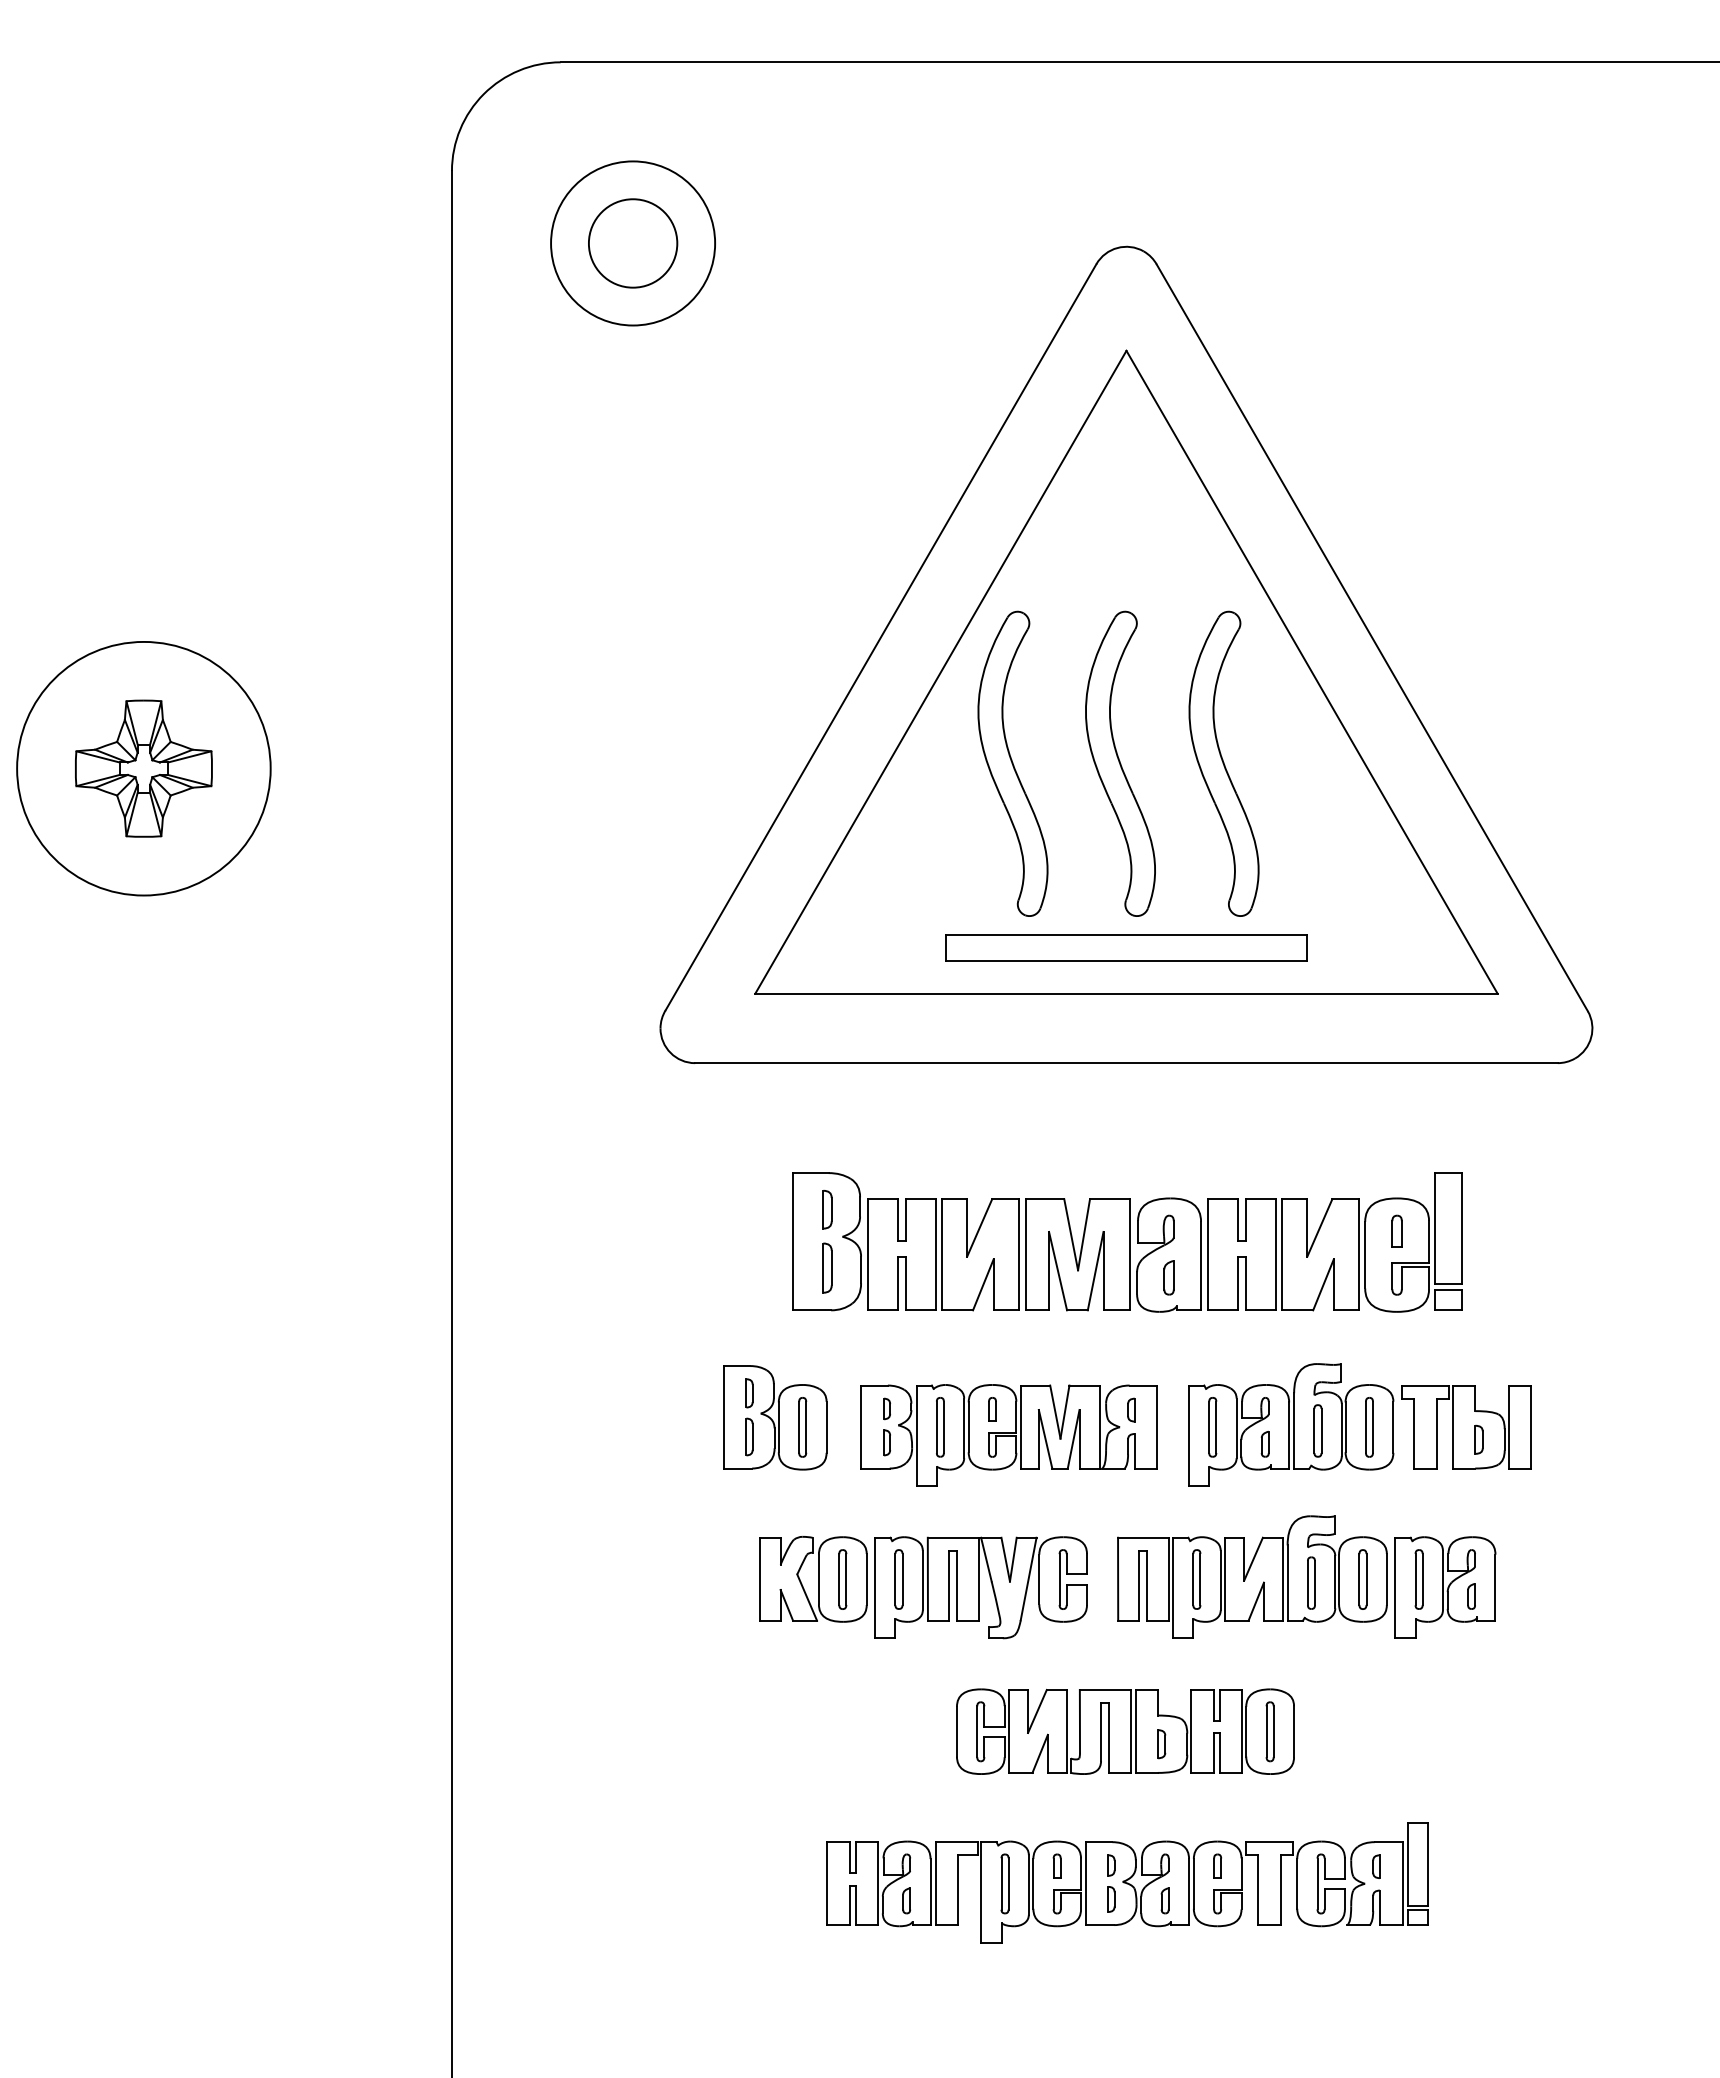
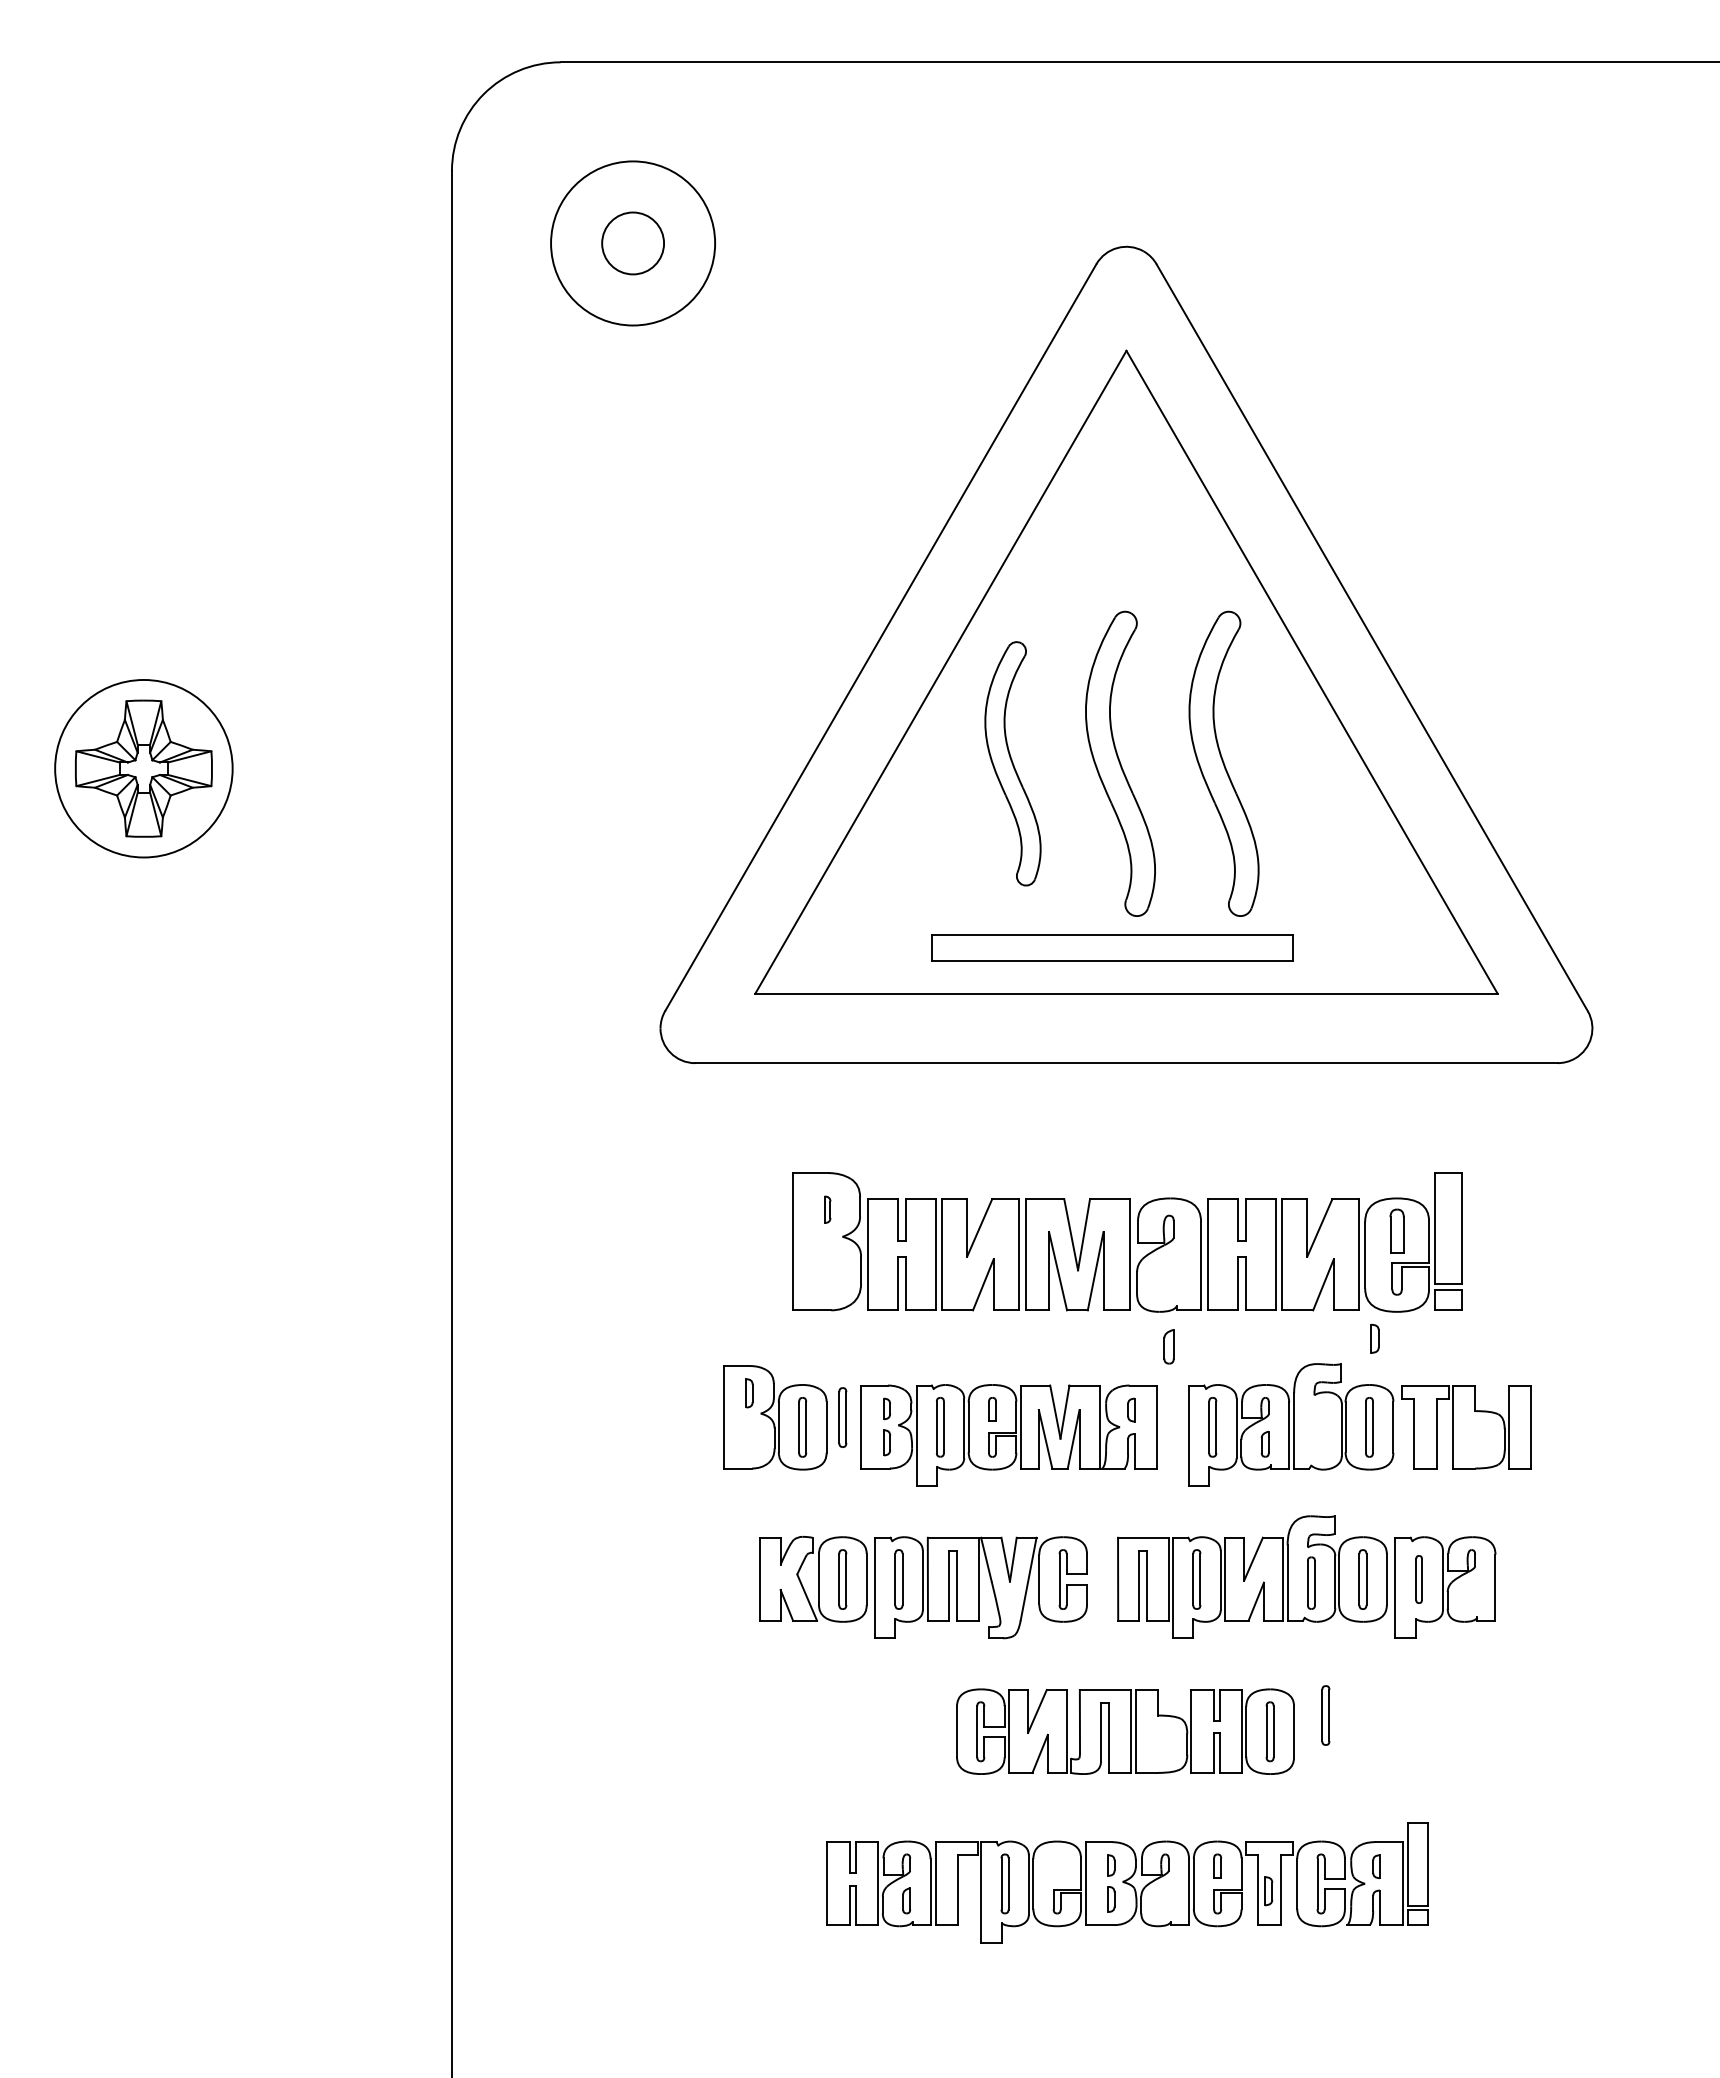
circle diameter: 88 px -> 62 px (633, 243)
part size: 72x307 px -> 58x246 px (1012, 763)
circle diameter: 254 px -> 178 px (143, 768)
part position: (1126, 947) -> (1112, 947) (1112, 947)
part size: 11x40 px -> 8x29 px (827, 1209)
part size: 12x34 px -> 16x46 px (1396, 1230)
part: present -> none (827, 1267)
part position: (1168, 1277) -> (1168, 1346) (1168, 1346)
part: none -> present (842, 1417)
part: present -> none (1317, 1430)
part: present -> none (749, 1436)
part position: (1478, 1439) -> (1374, 1338) (1374, 1338)
part size: 10x61 px -> 8x49 px (1418, 1579)
part: present -> none (1471, 1596)
part: none -> present (1325, 1715)
part position: (1161, 1744) -> (1268, 1891) (1268, 1891)
part: present -> none (1056, 1865)
part: present -> none (1164, 1900)
